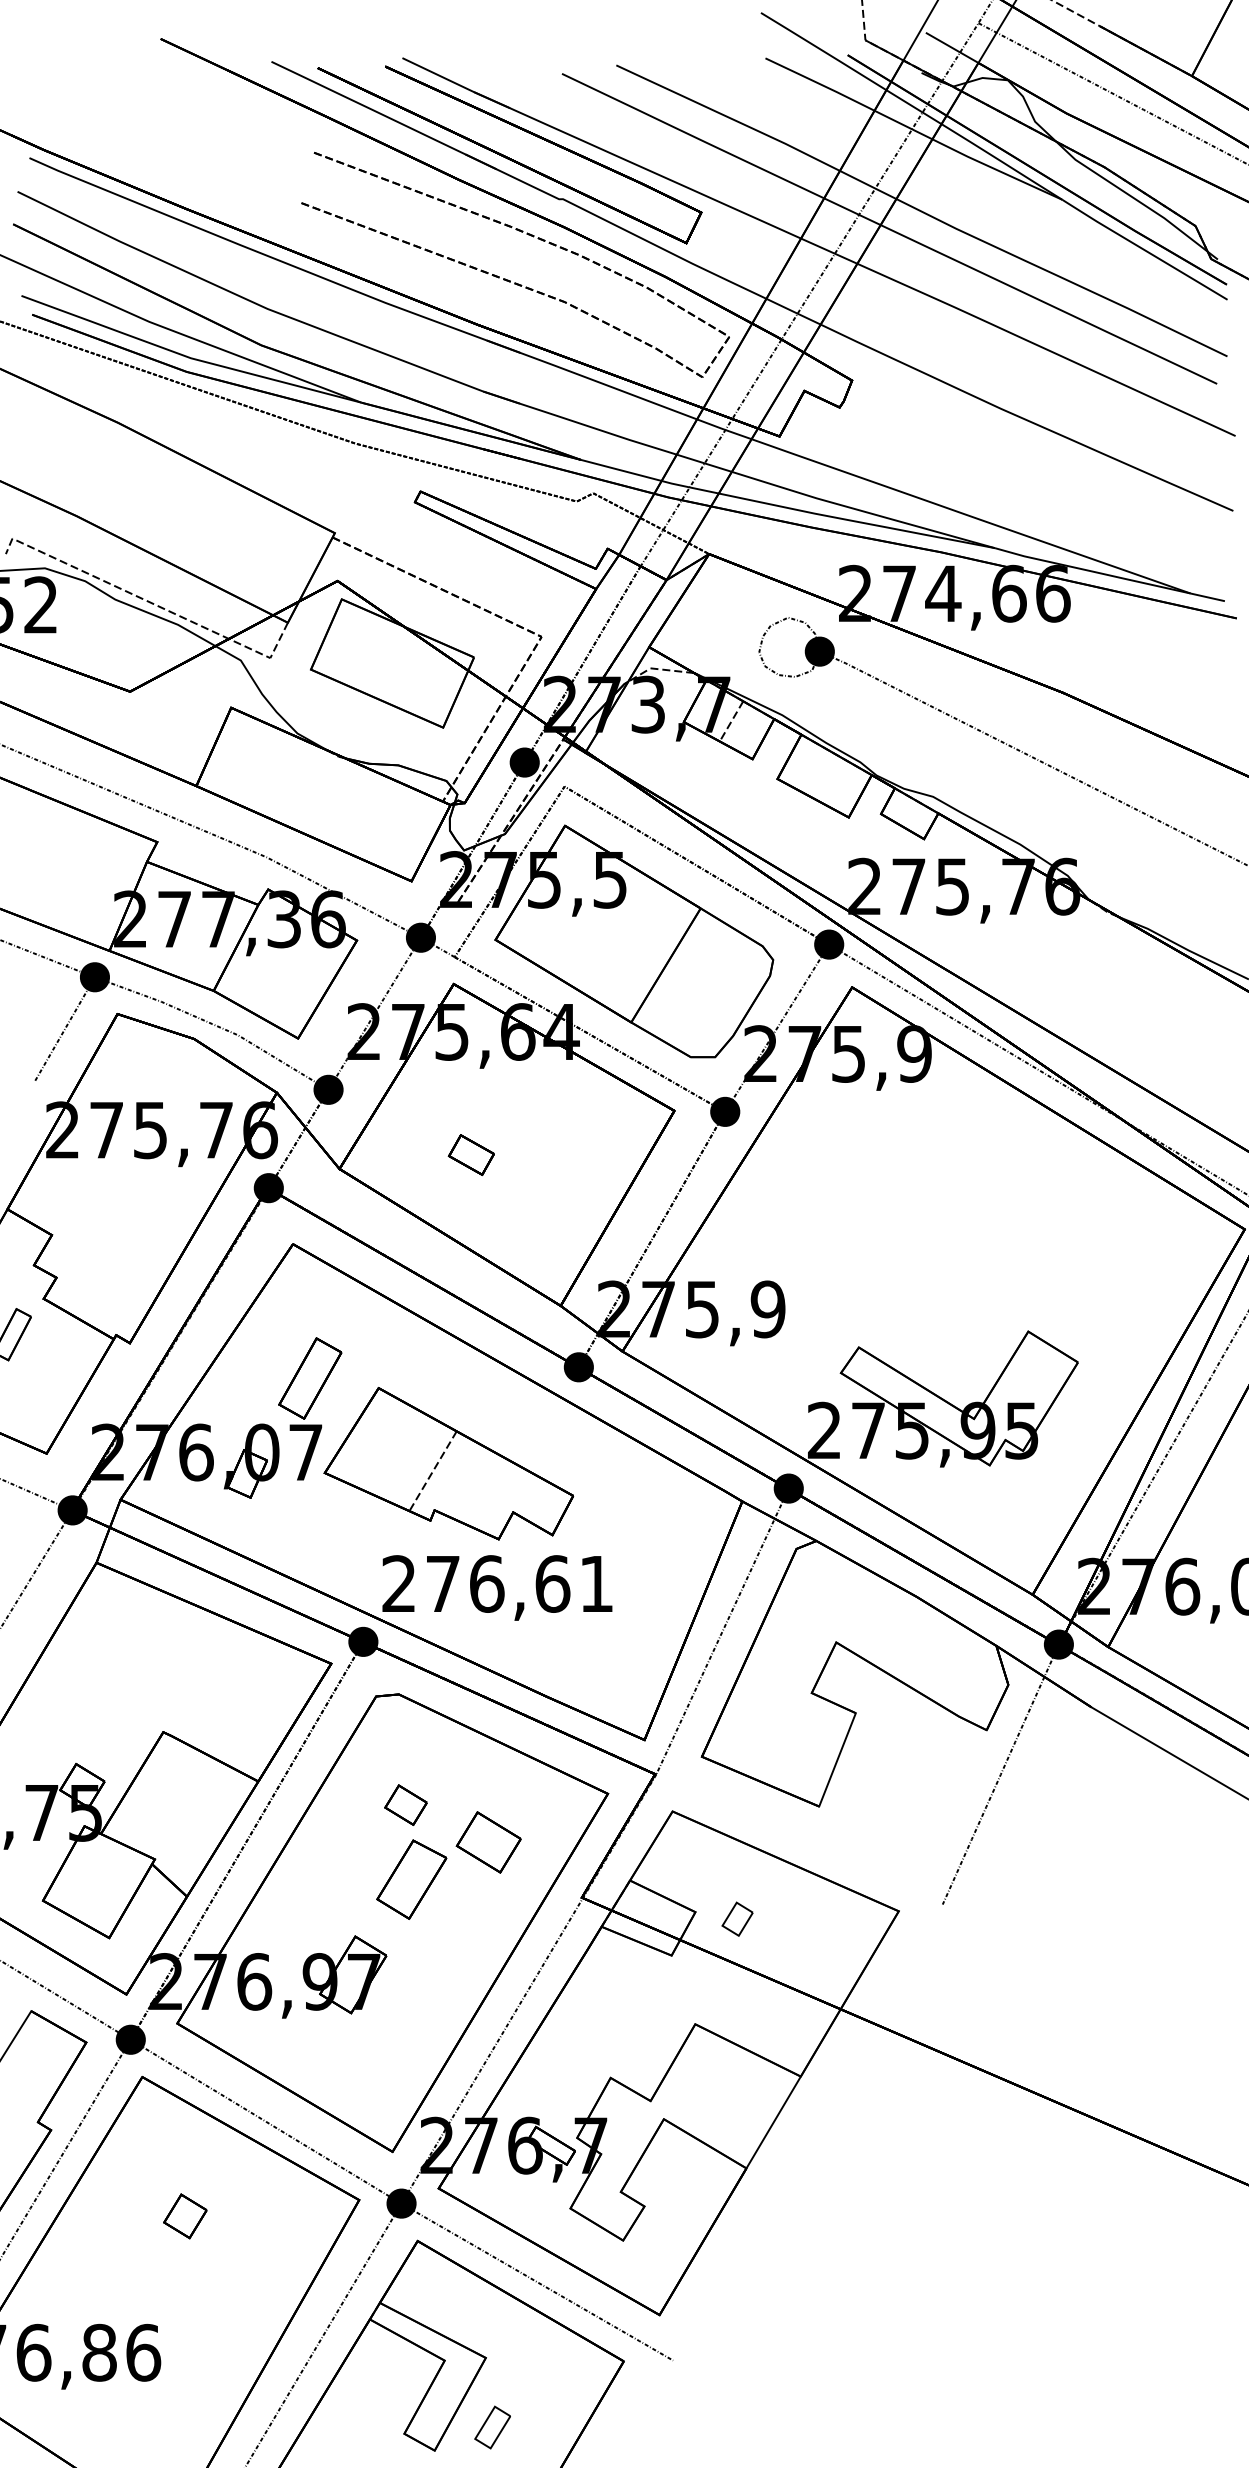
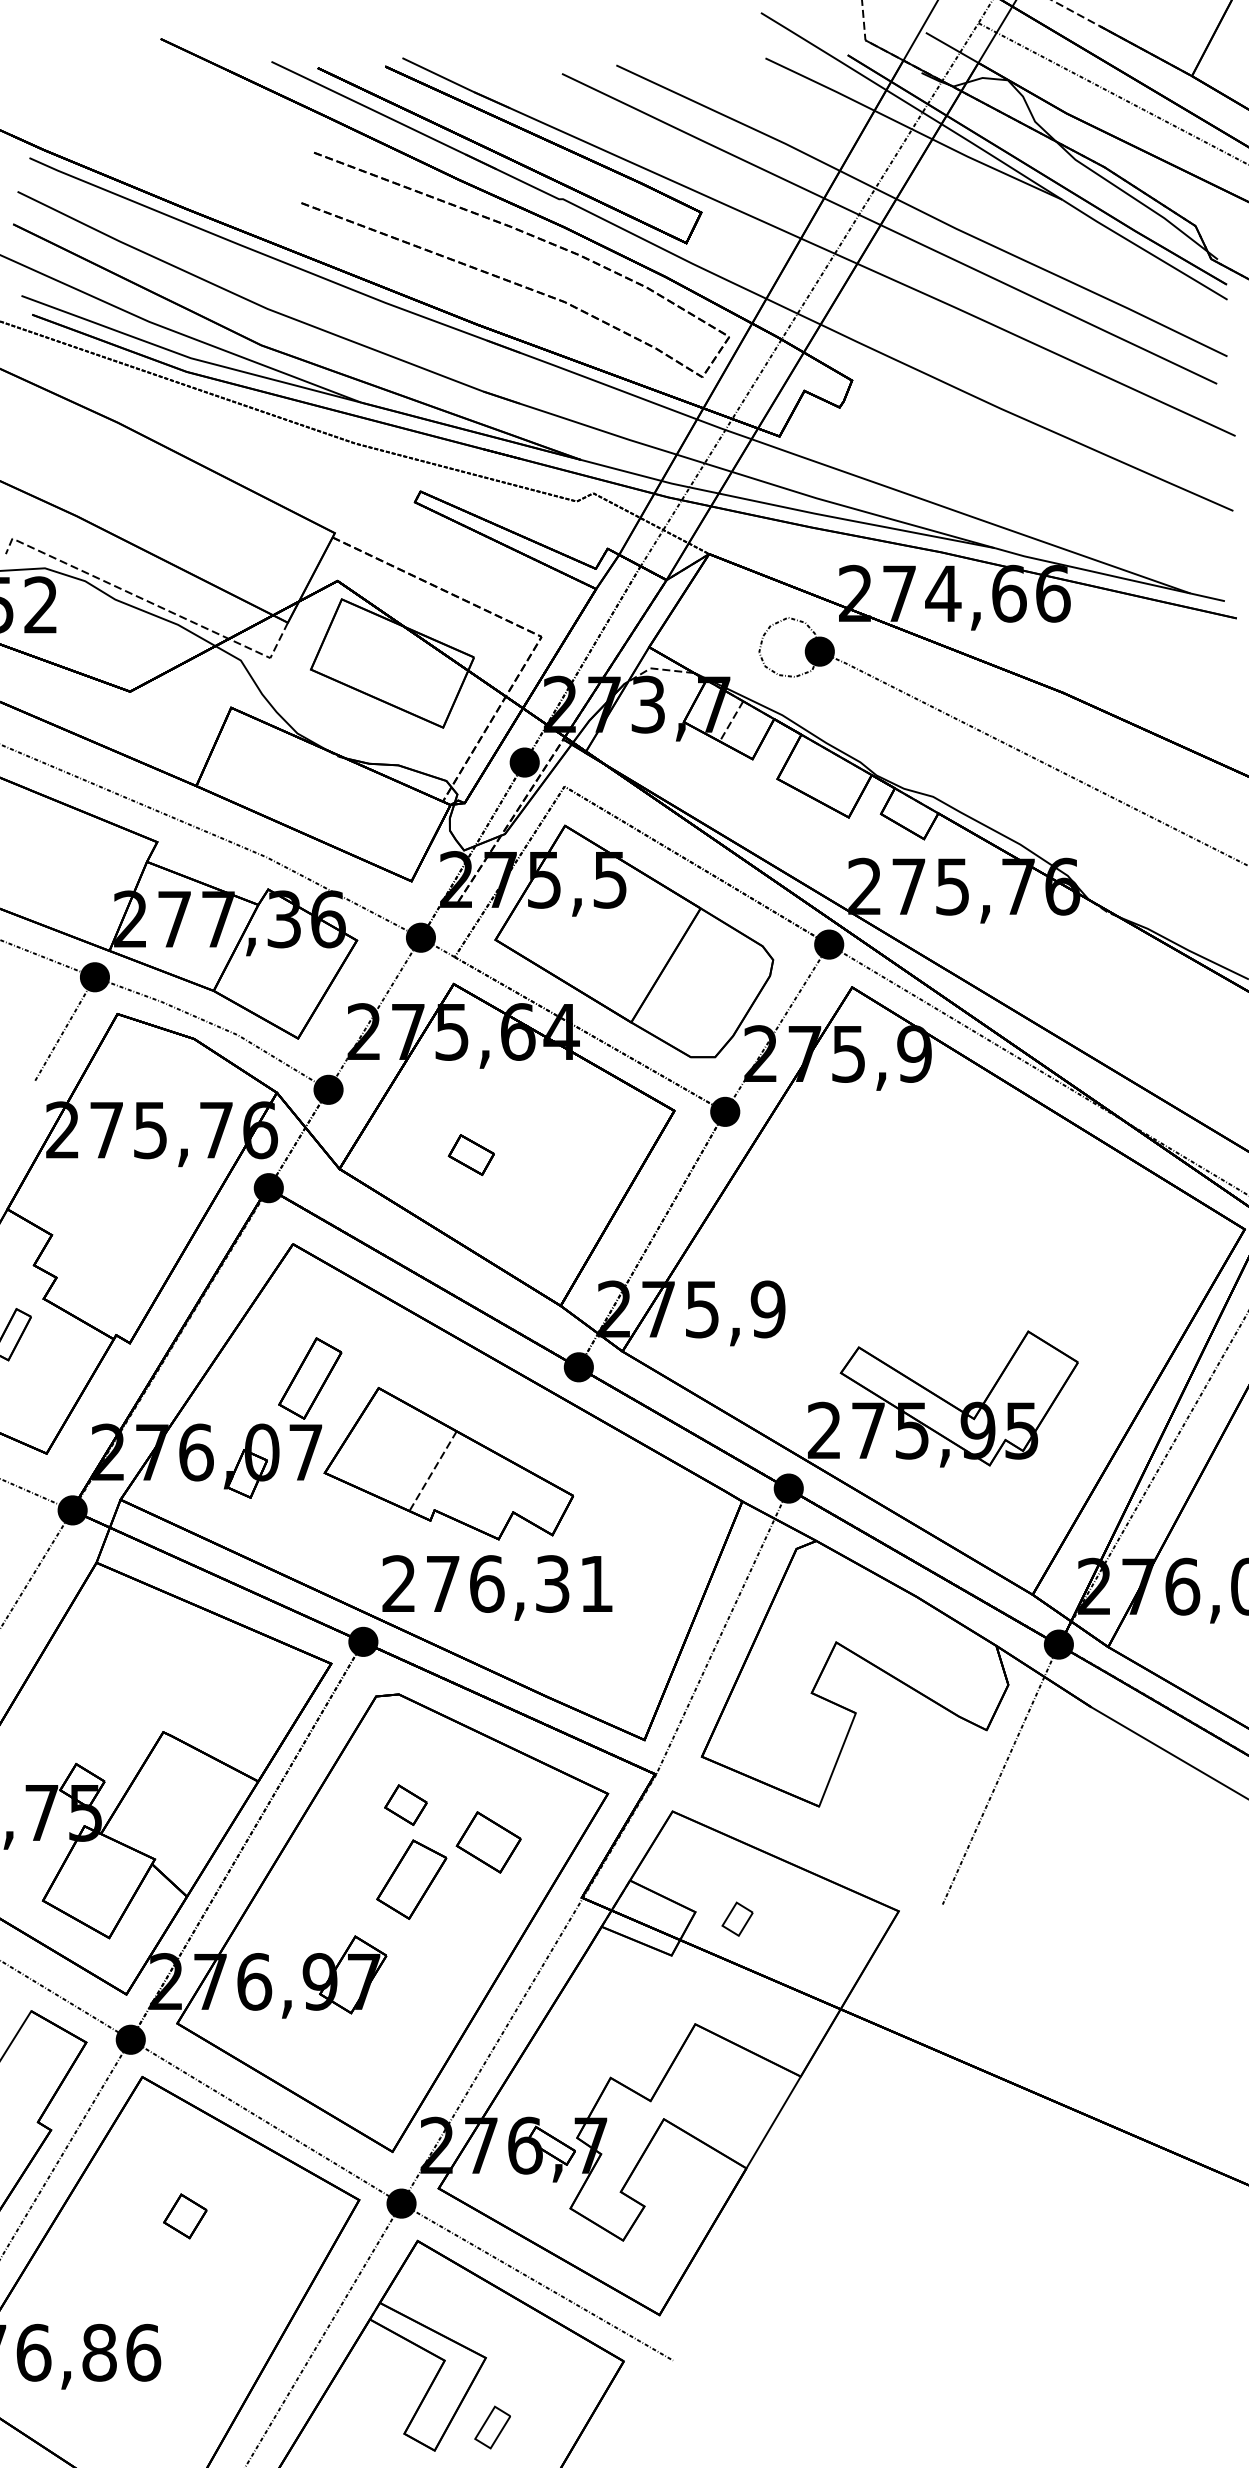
text: 276,61 -> 276,31 (552, 1583)
